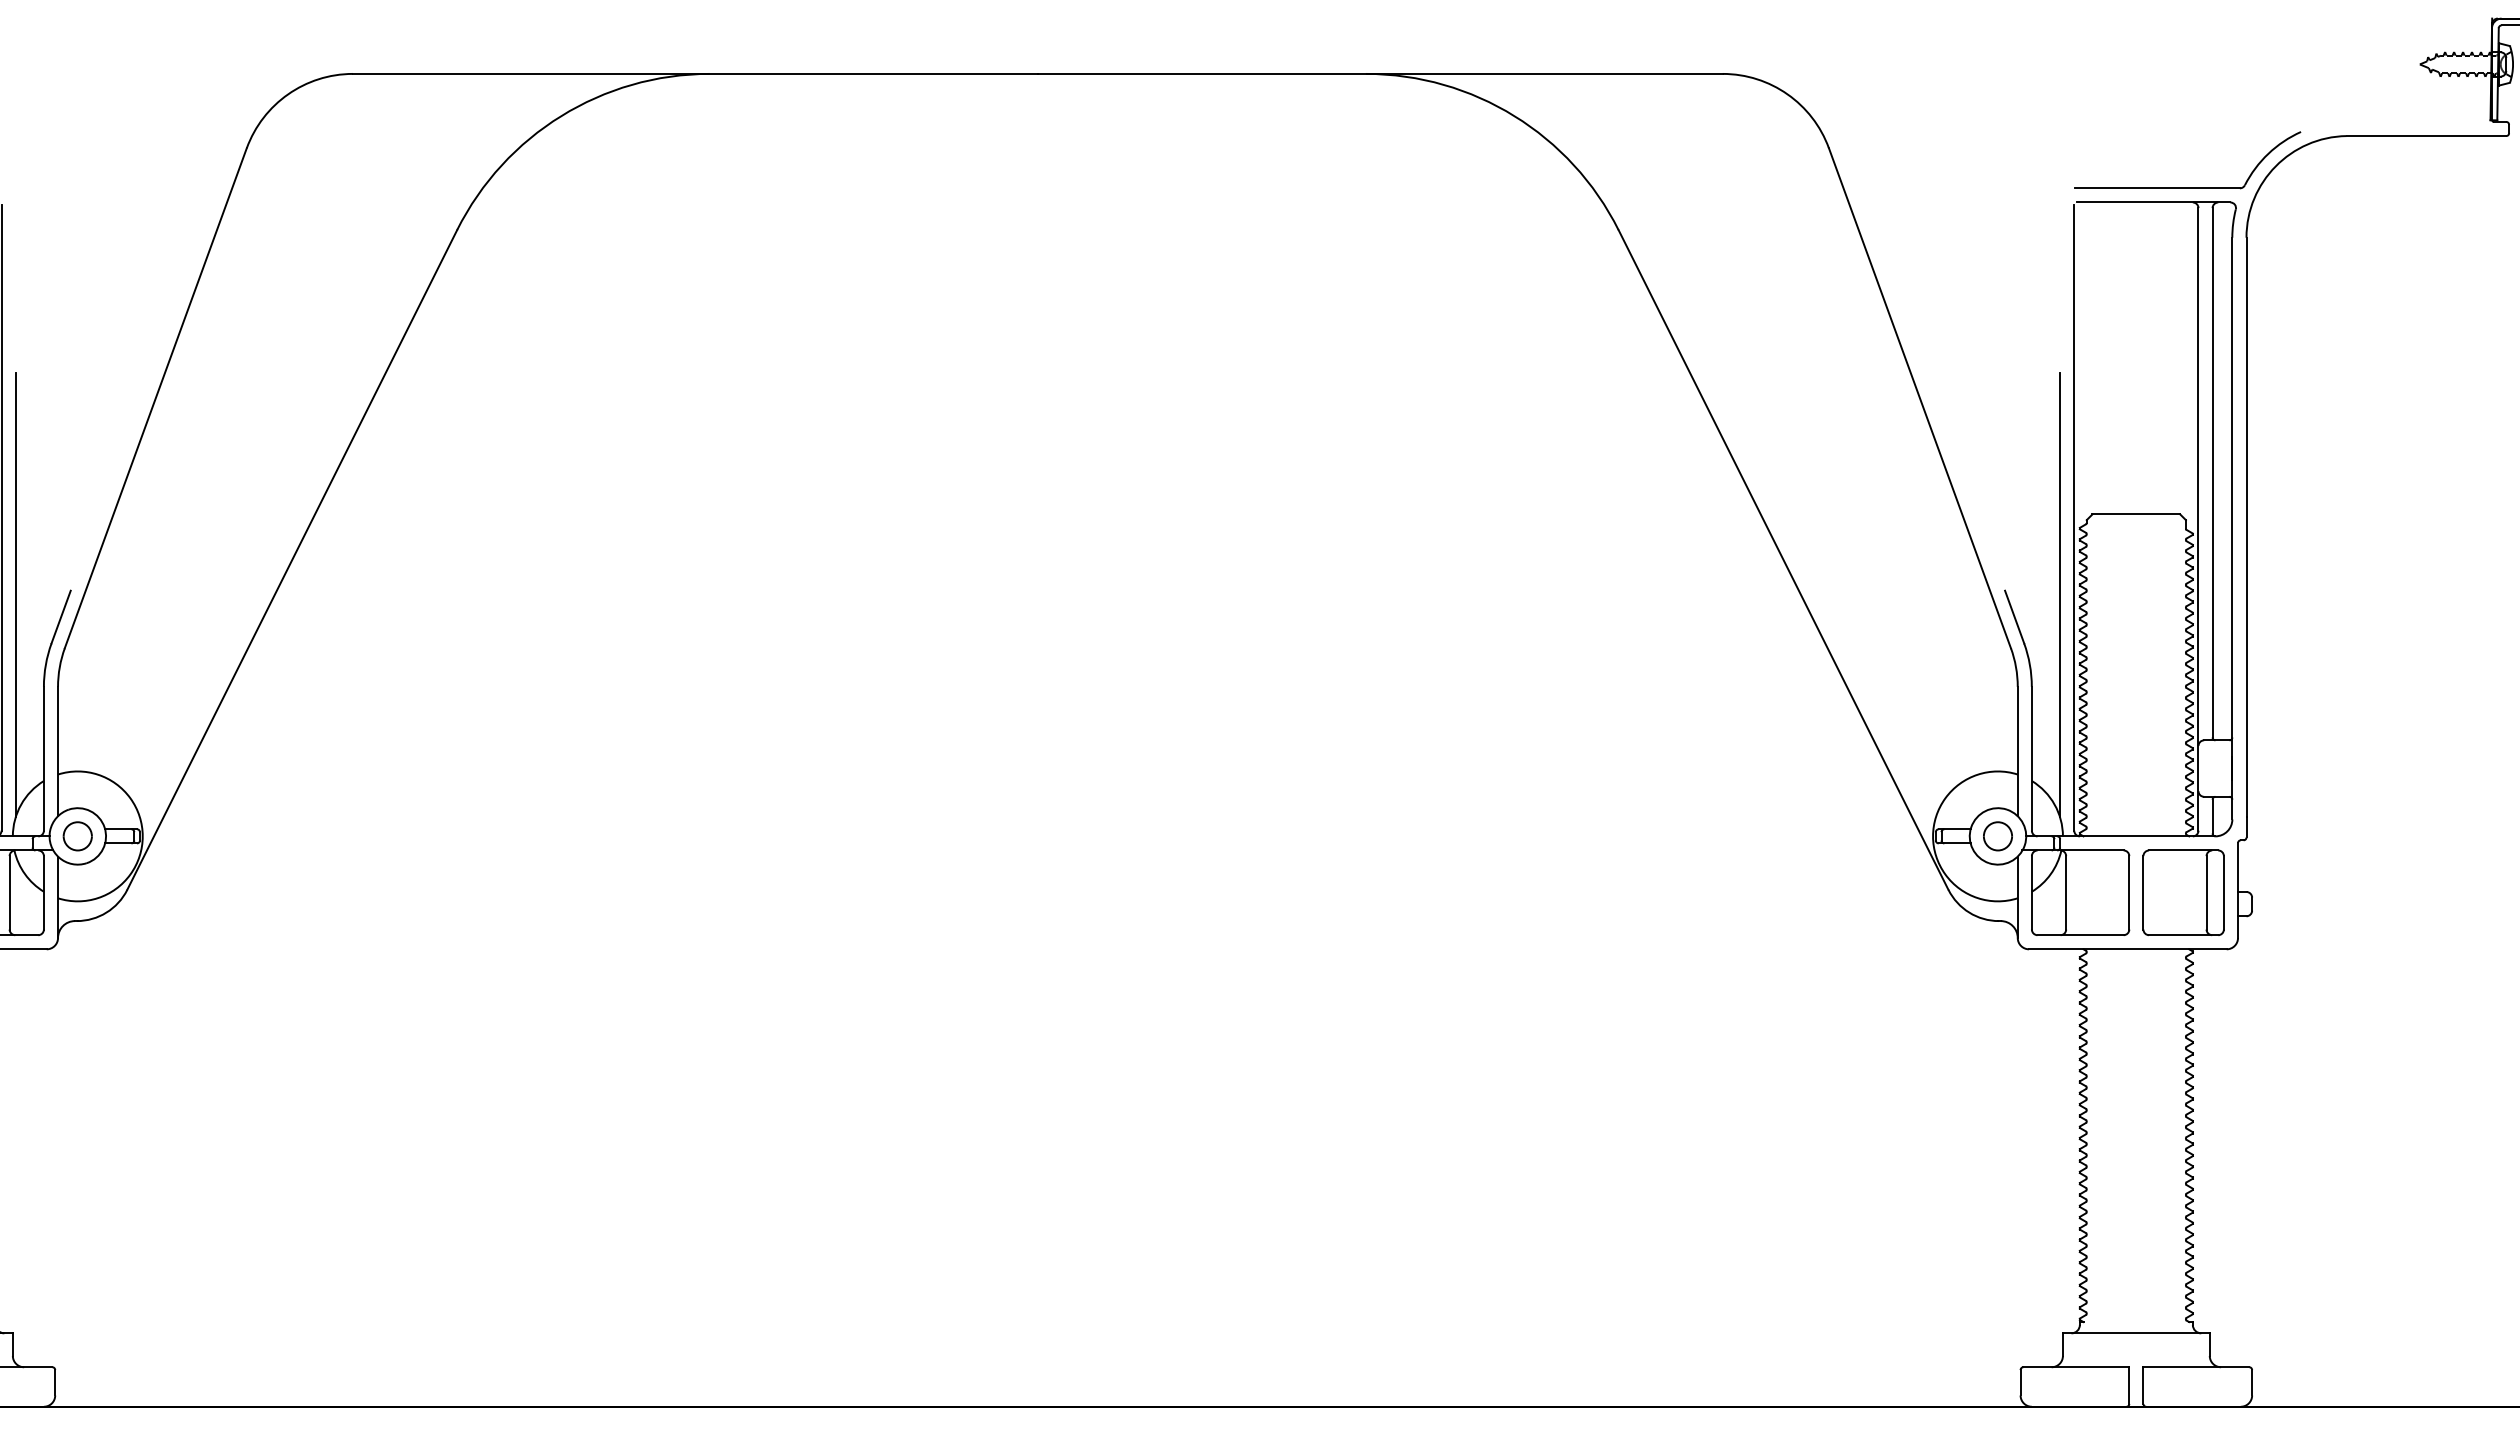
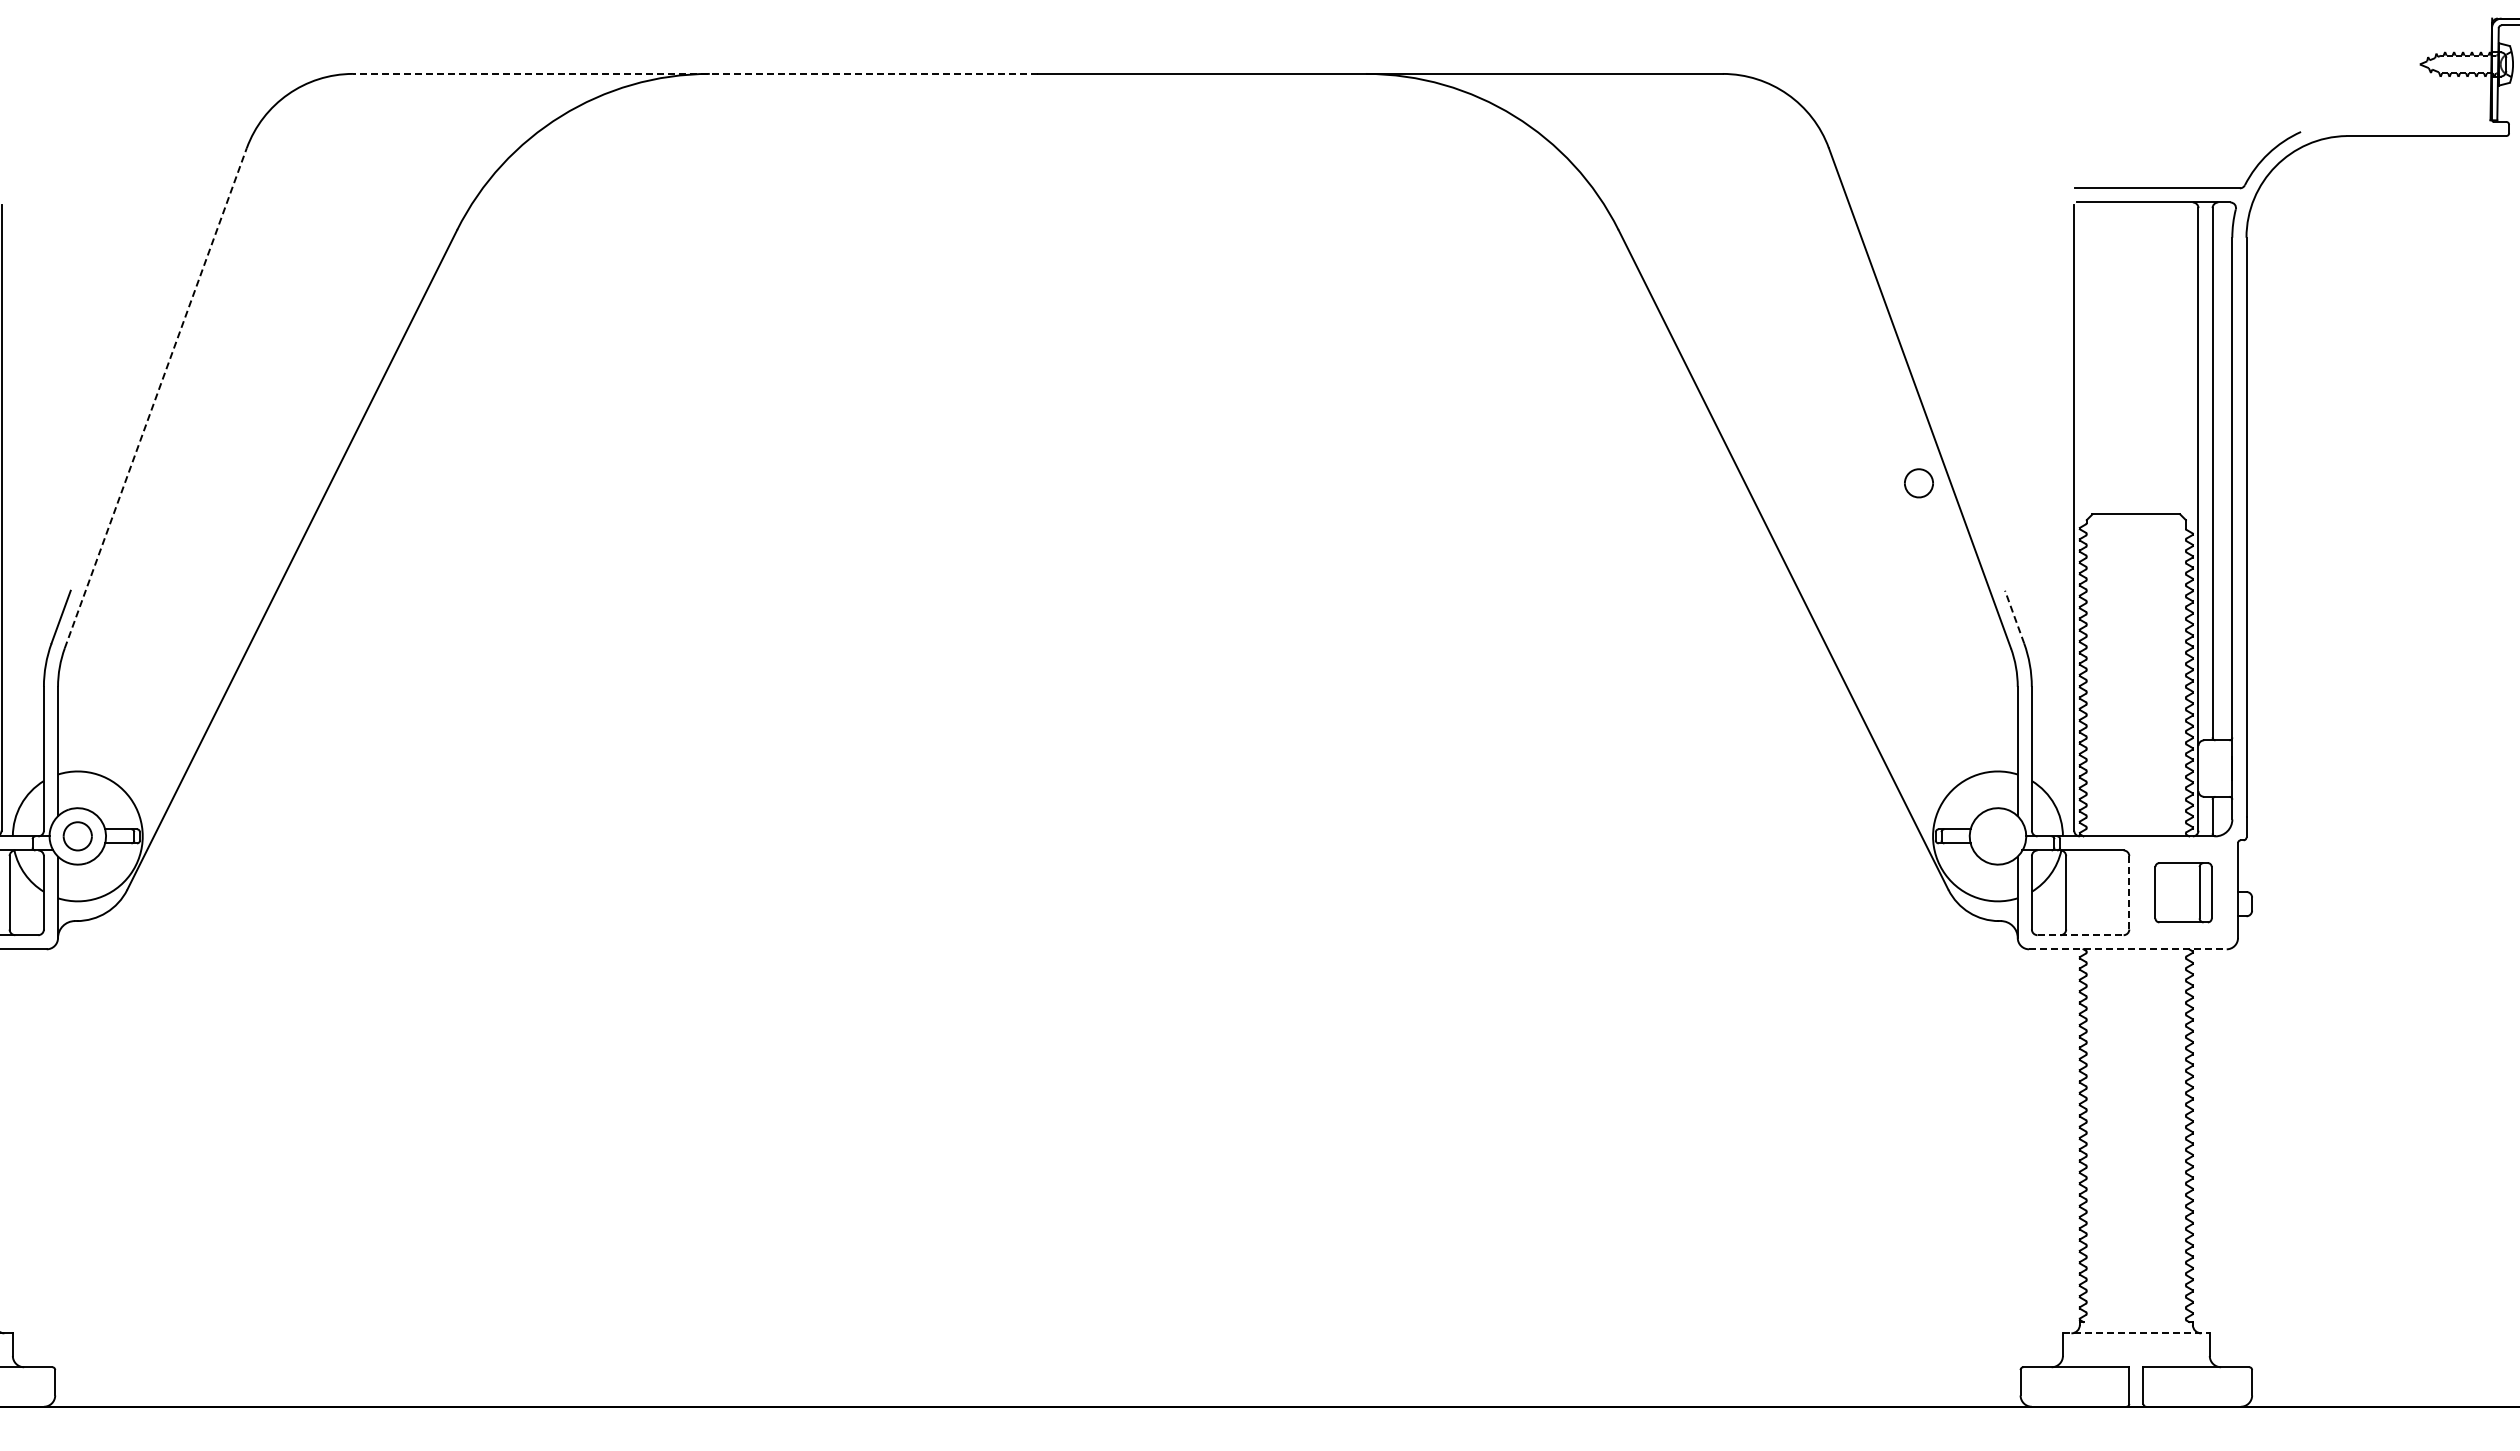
line: solid -> dashed (694, 73)
line: solid -> dashed (155, 397)
line: present -> none (15, 595)
line: present -> none (2060, 595)
line: solid -> dashed (2014, 616)
part position: (1997, 836) -> (1918, 483) (1918, 483)
line: solid -> dashed (2129, 892)
part size: 83x87 px -> 59x62 px (2183, 892)
line: solid -> dashed (2081, 935)
line: solid -> dashed (2127, 949)
line: solid -> dashed (2136, 1333)
